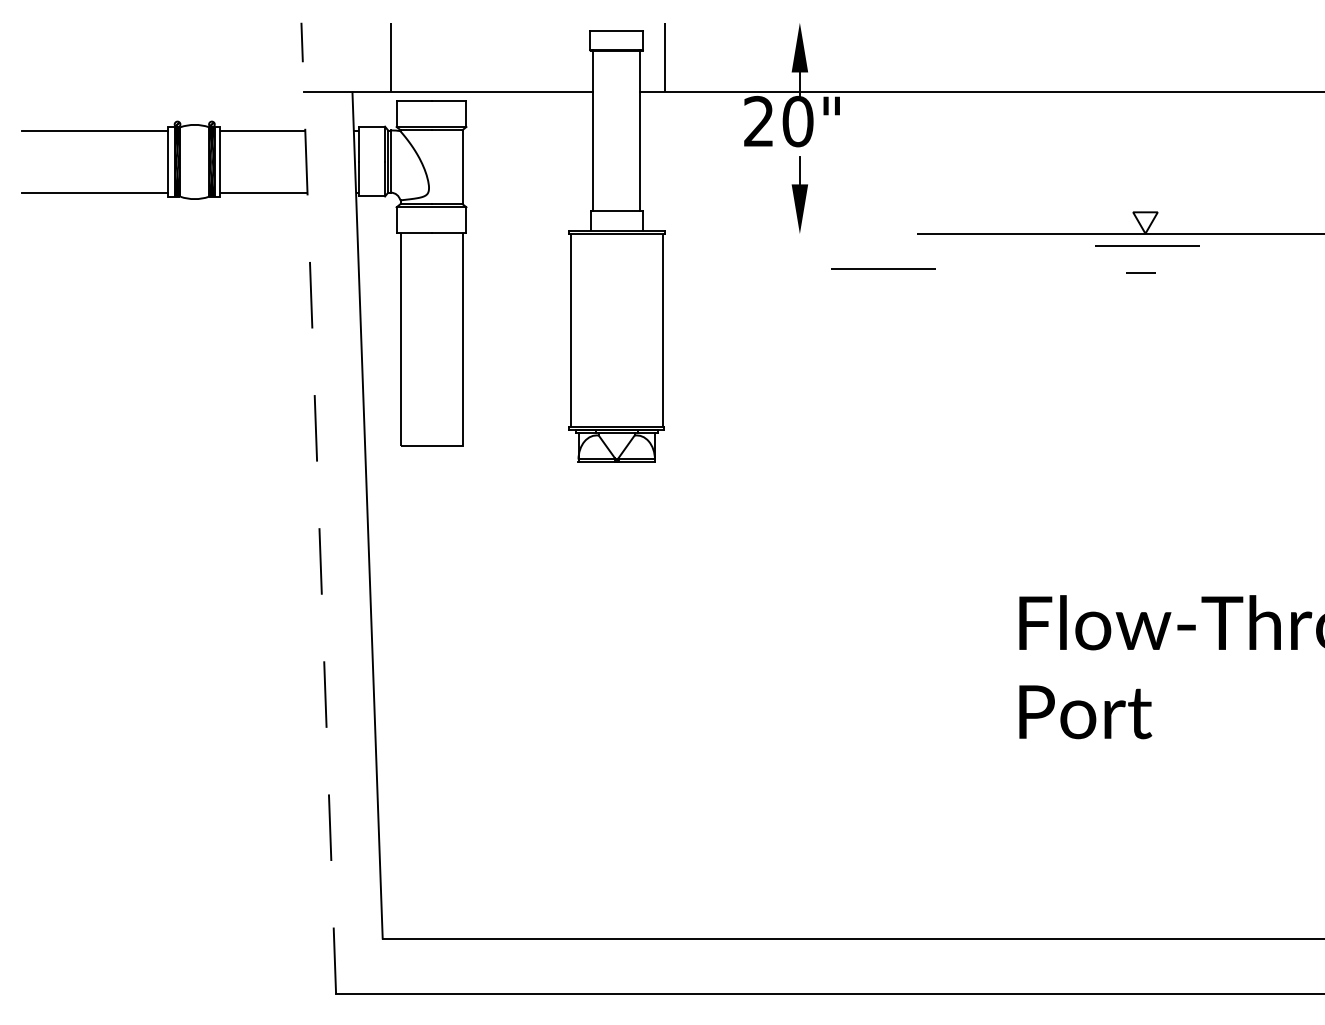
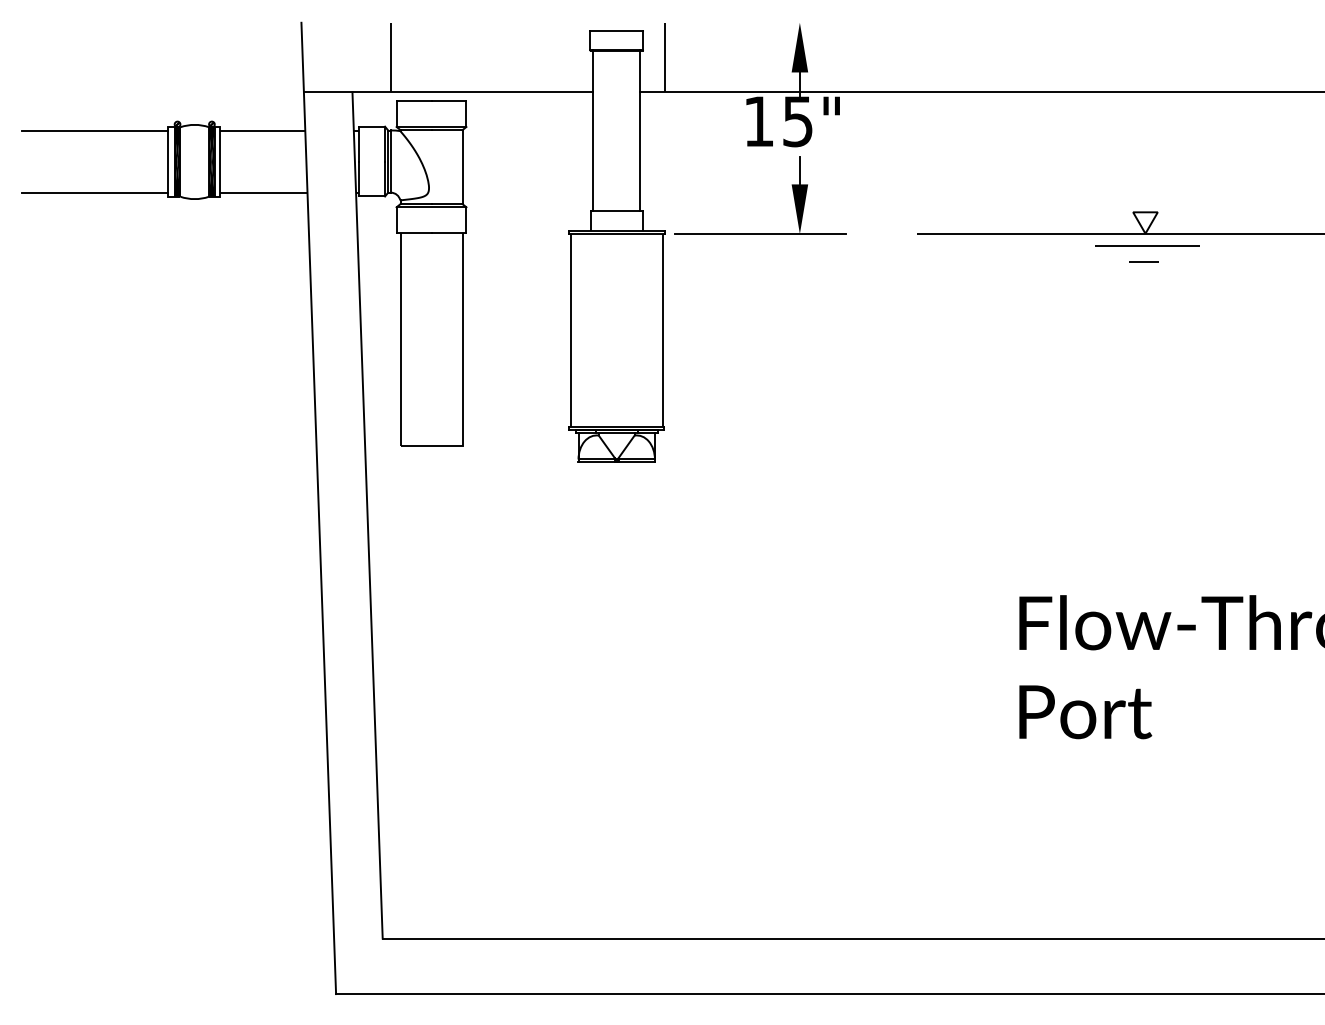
text: 20" -> 15" (778, 121)
line: none -> present (760, 234)
line: present -> none (883, 268)
line position: (1140, 272) -> (1143, 261) (1143, 261)
line: dashed -> solid (318, 508)
